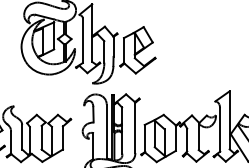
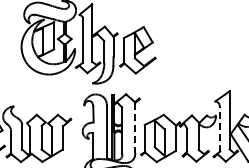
line: solid -> dashed (135, 128)
line: solid -> dashed (220, 129)
